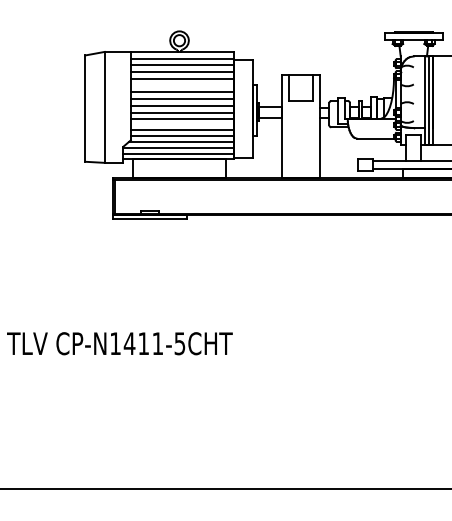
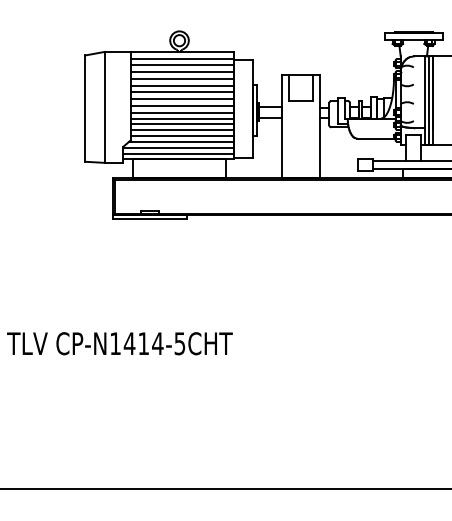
line: none -> present (181, 85)
line: none -> present (181, 124)
text: CP-N1411-5CHT -> CP-N1414-5CHT (157, 343)
